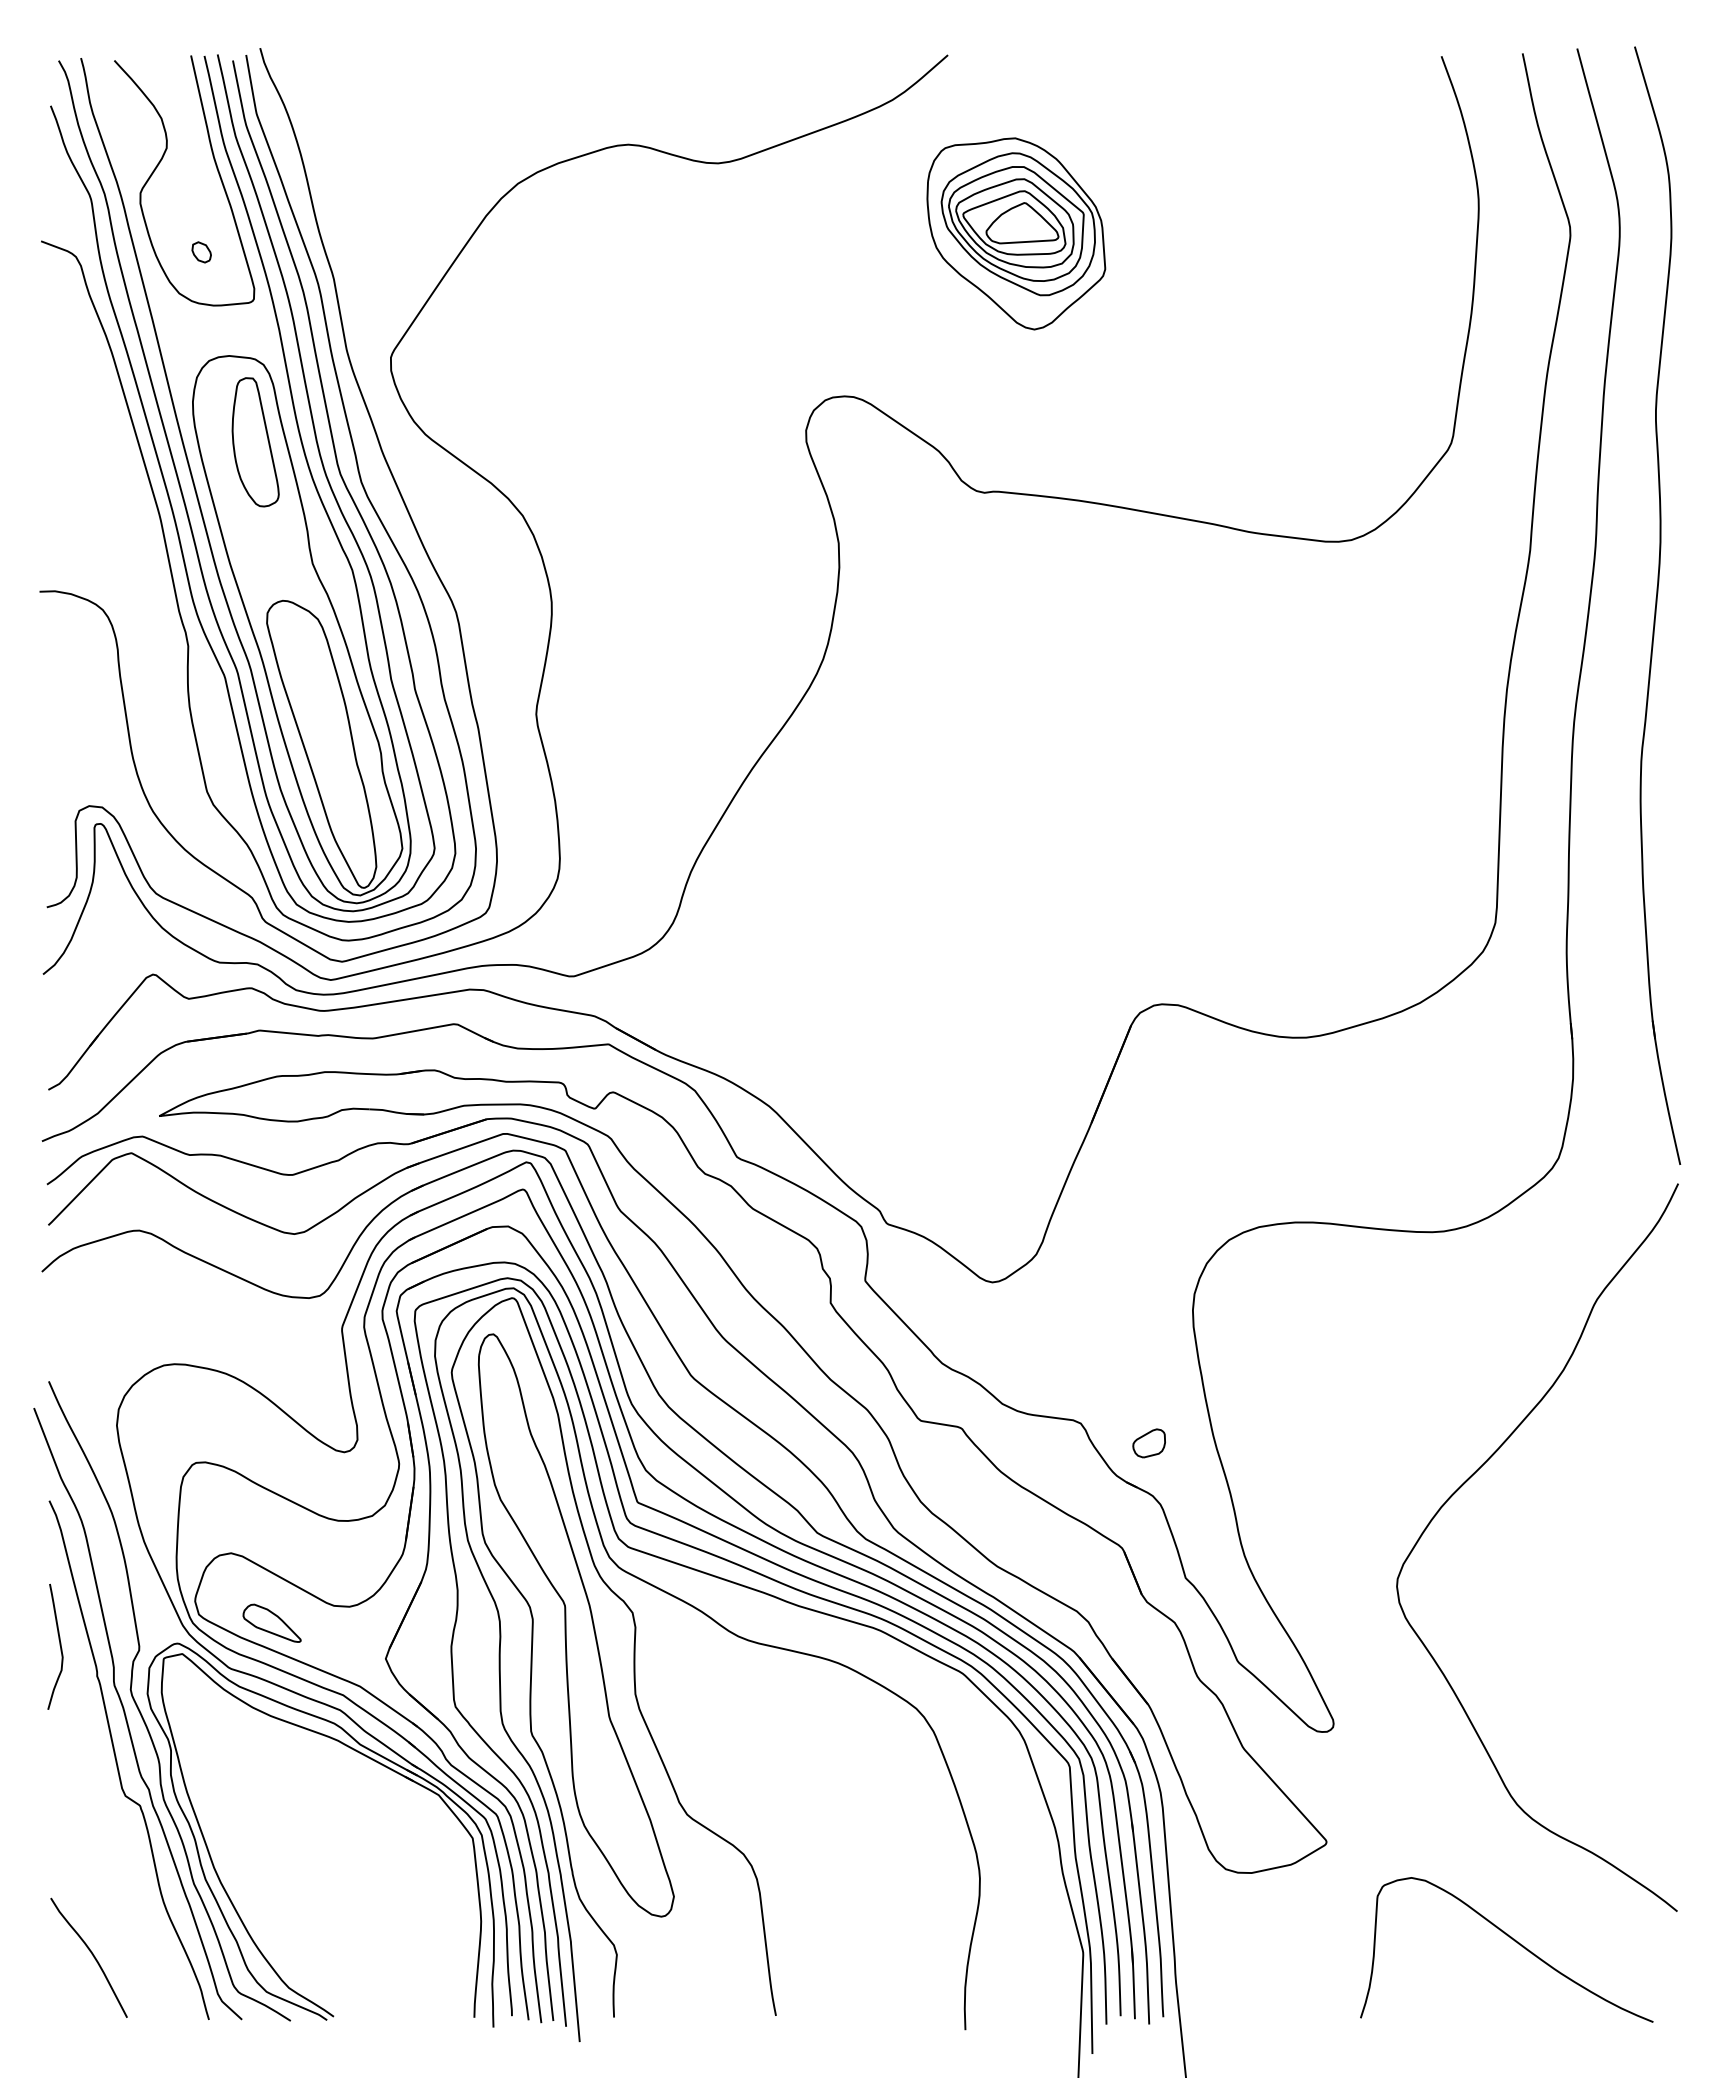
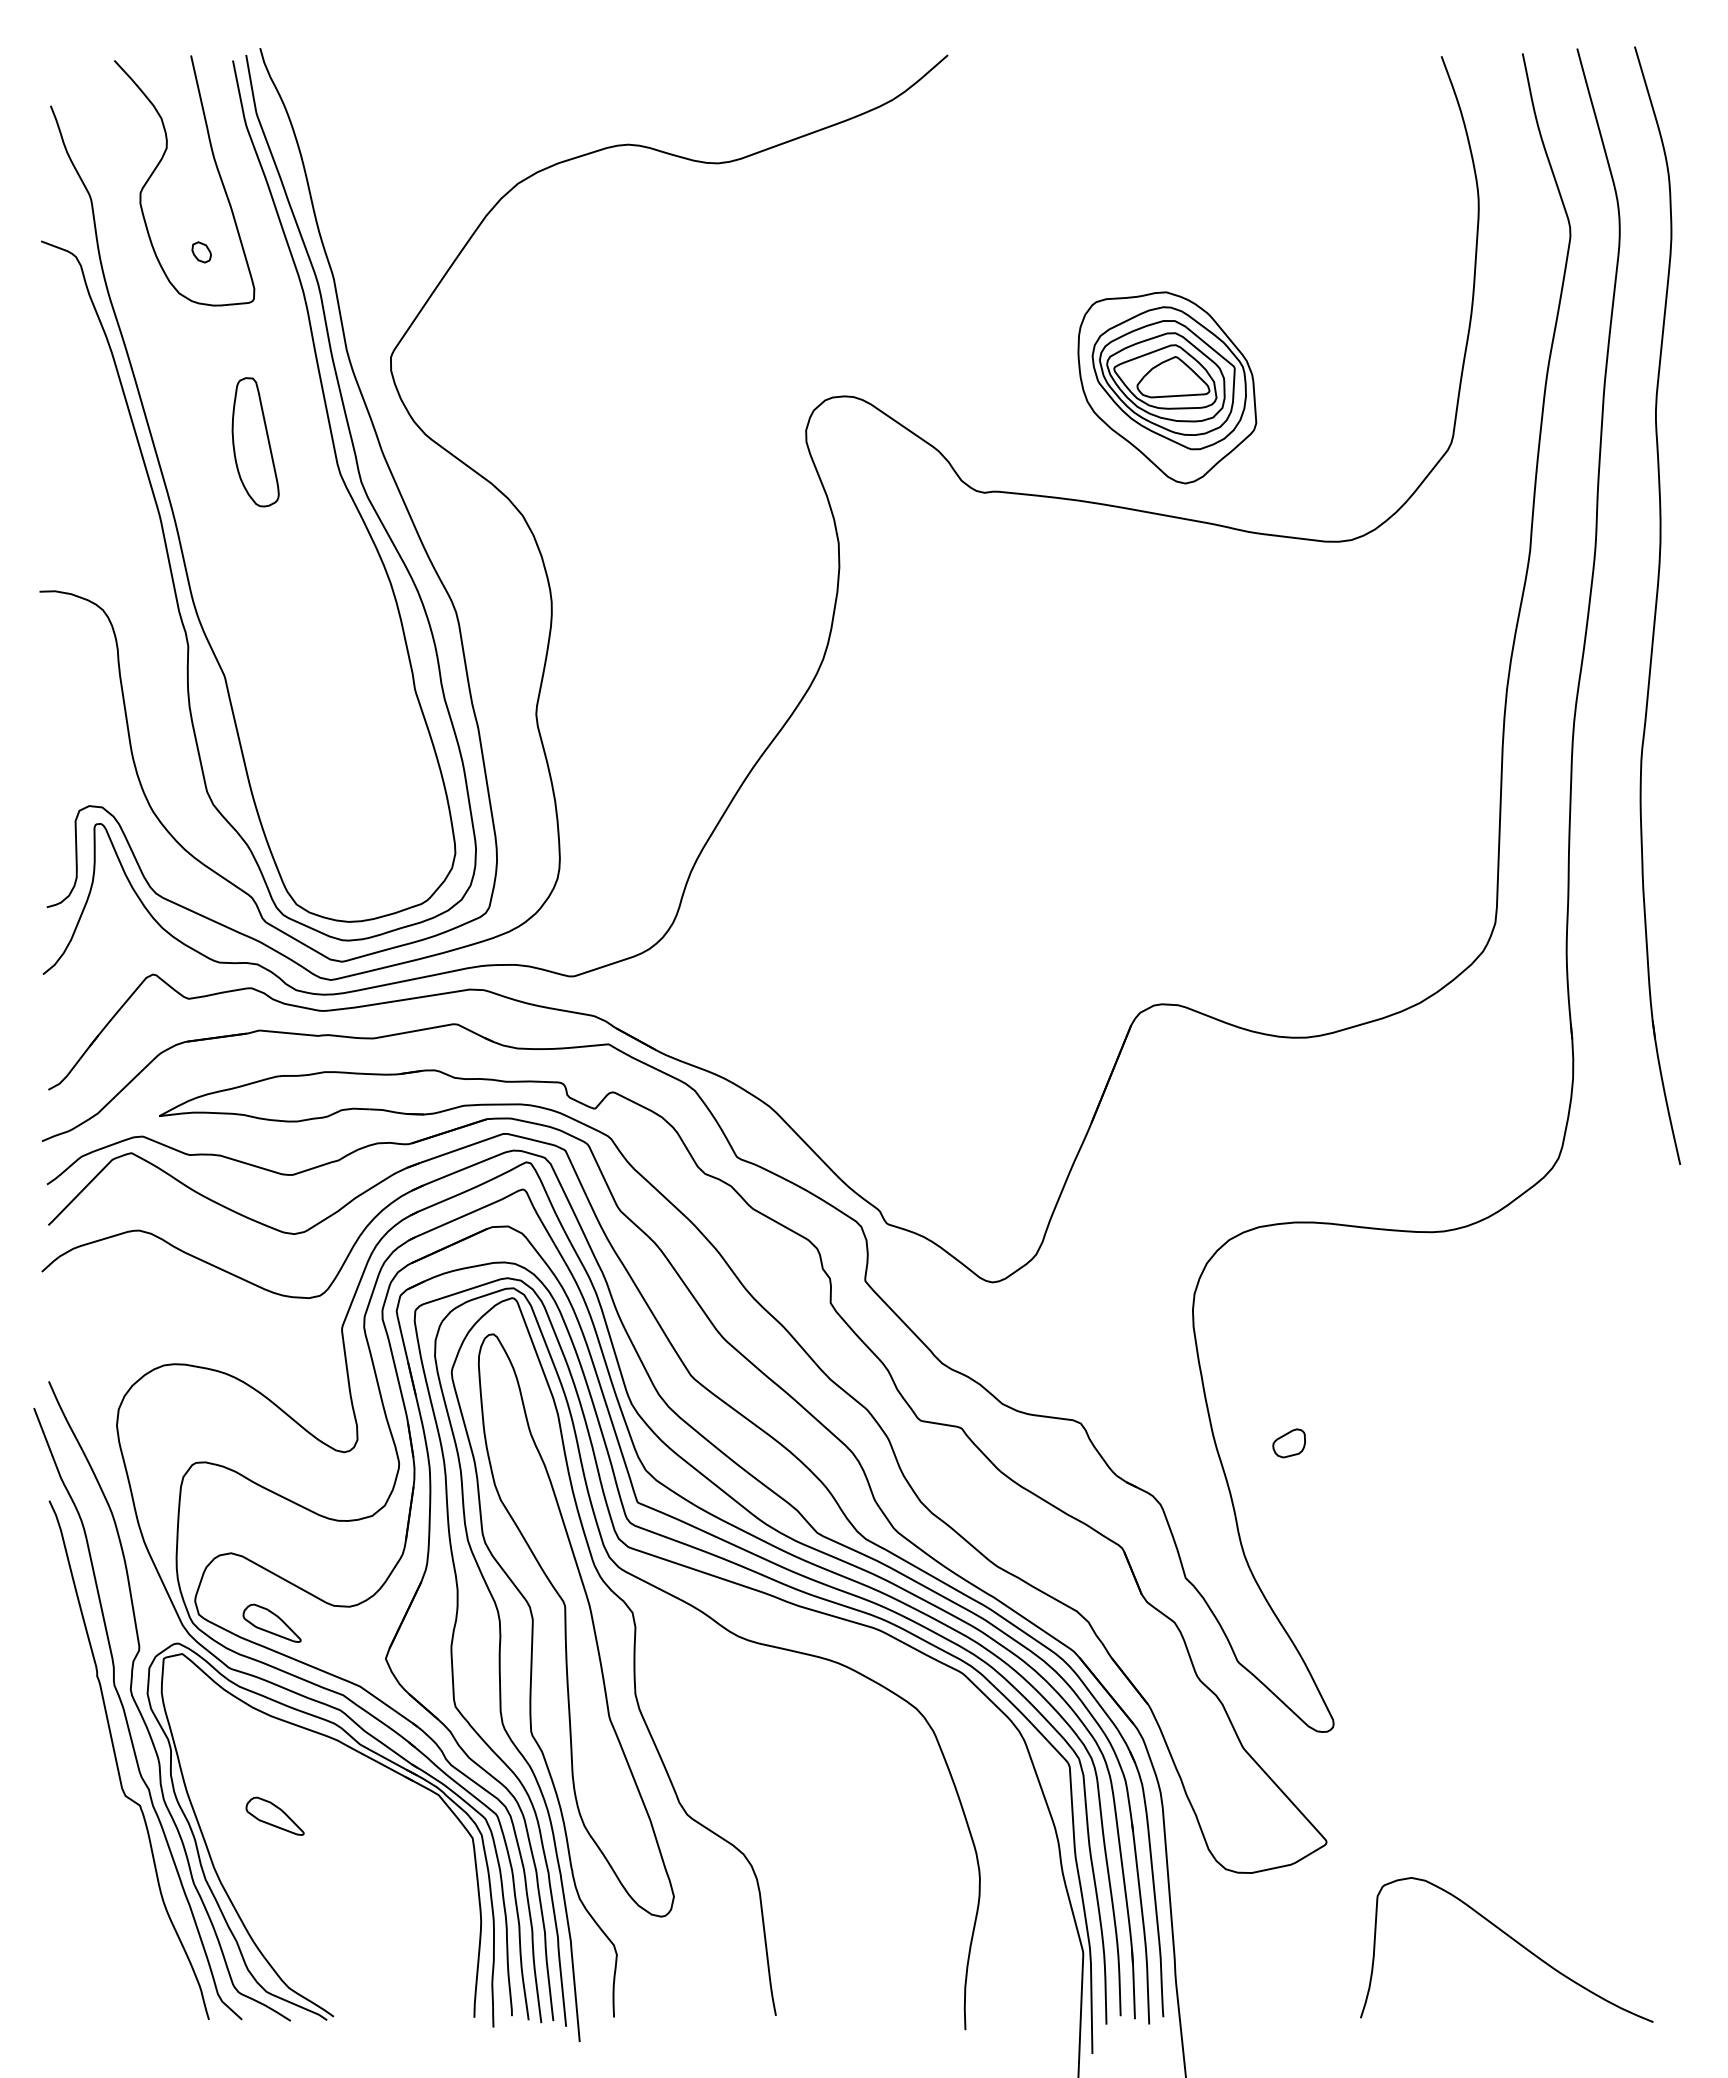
part position: (1016, 233) -> (1167, 387) (1167, 387)
part: present -> none (246, 483)
part position: (1148, 1443) -> (1288, 1443) (1288, 1443)
curve: present -> none (1469, 1479)
curve: present -> none (59, 1645)
part: none -> present (274, 1815)
curve: present -> none (91, 1954)
